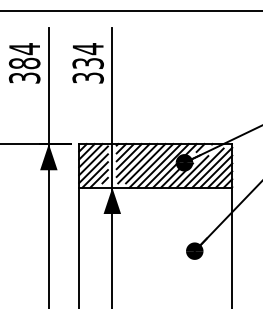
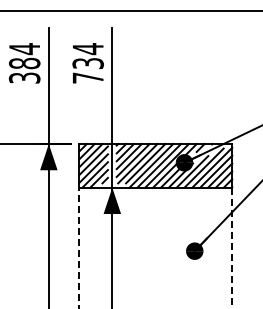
text: 334 -> 734 (87, 77)
line: solid -> dashed (79, 247)
line: solid -> dashed (232, 248)
